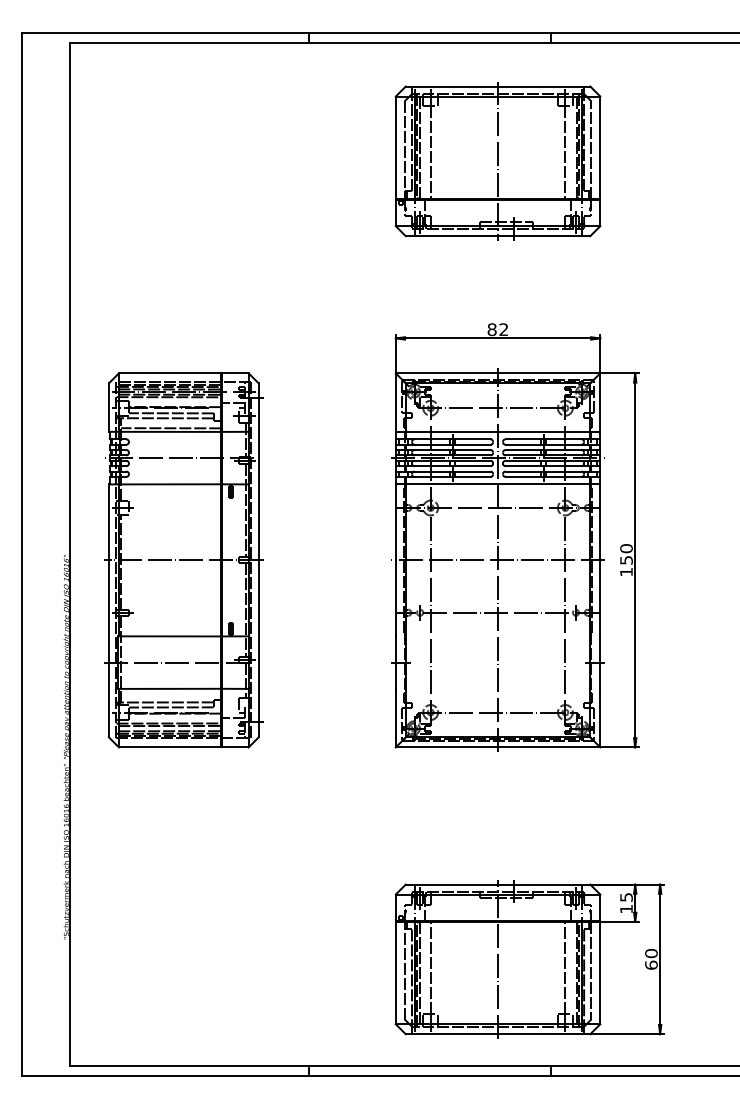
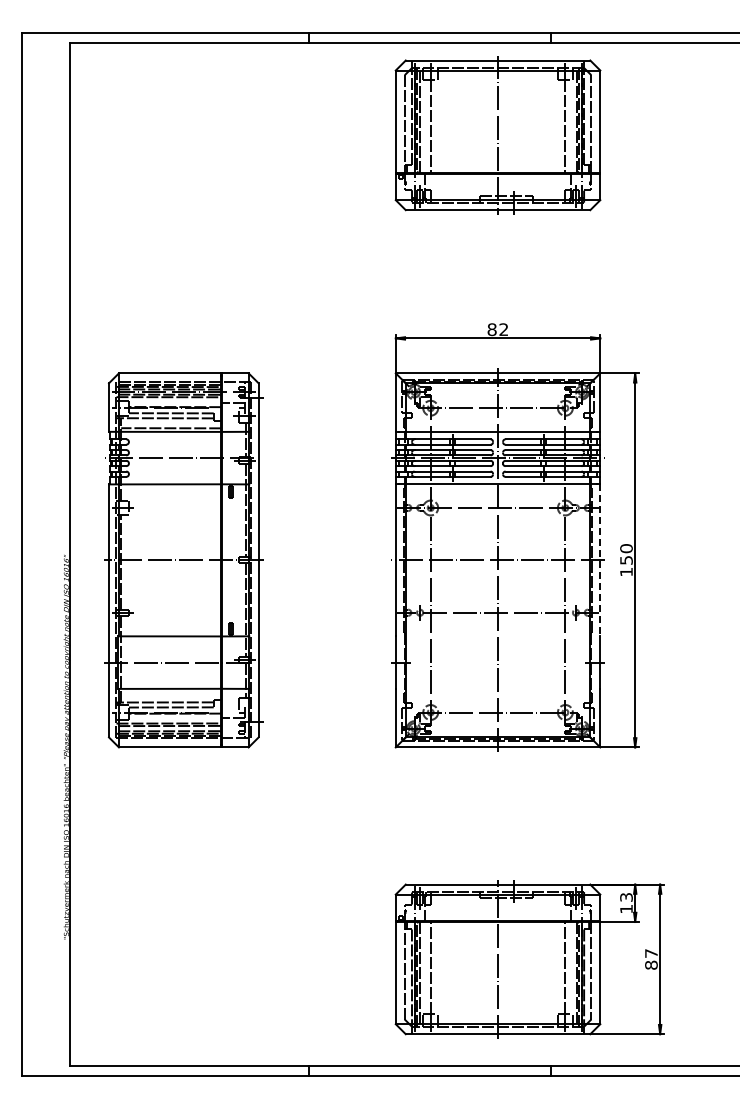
part position: (497, 161) -> (497, 135) (497, 135)
line: solid -> dashed (600, 560)
text: 15 -> 13 (625, 897)
text: 60 -> 87 (651, 958)
